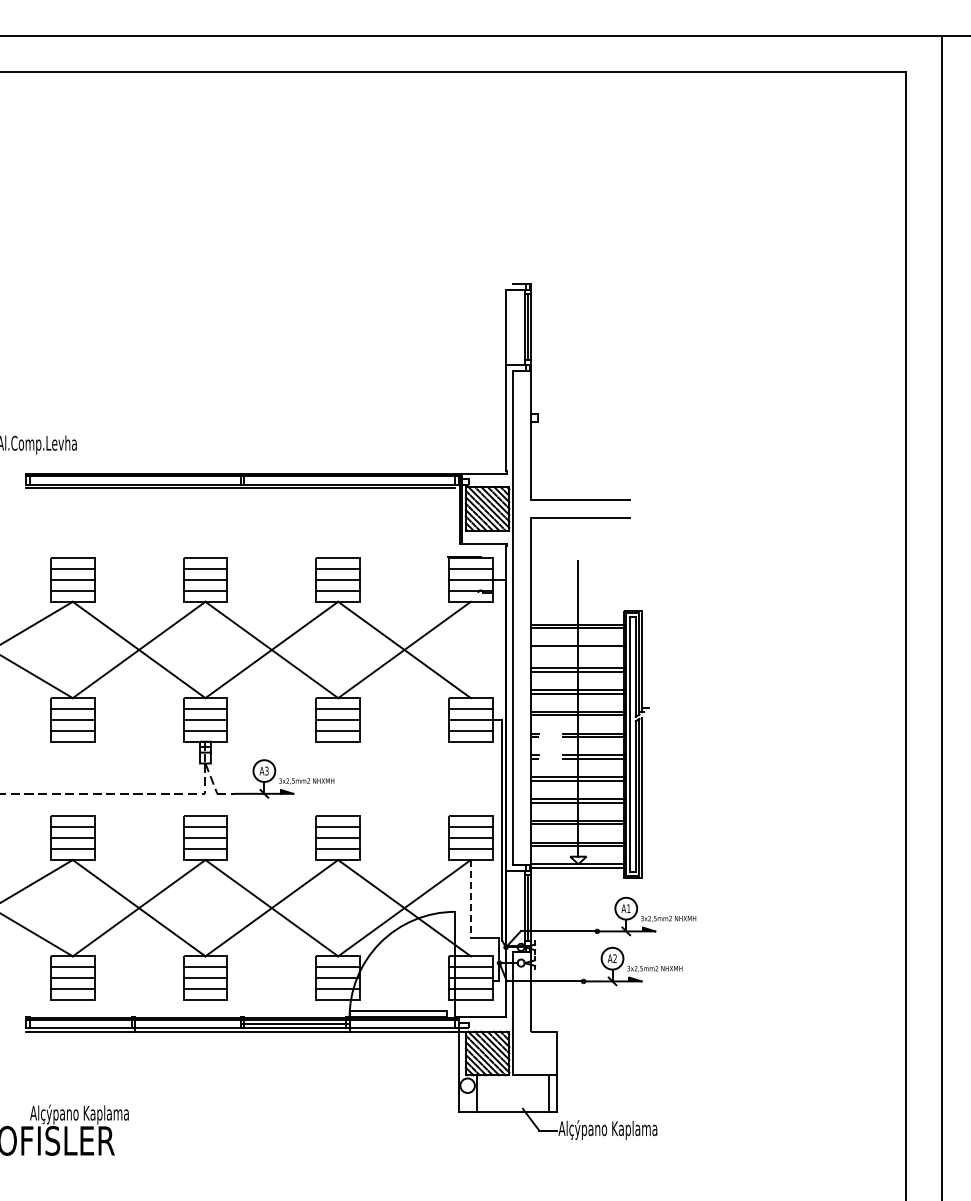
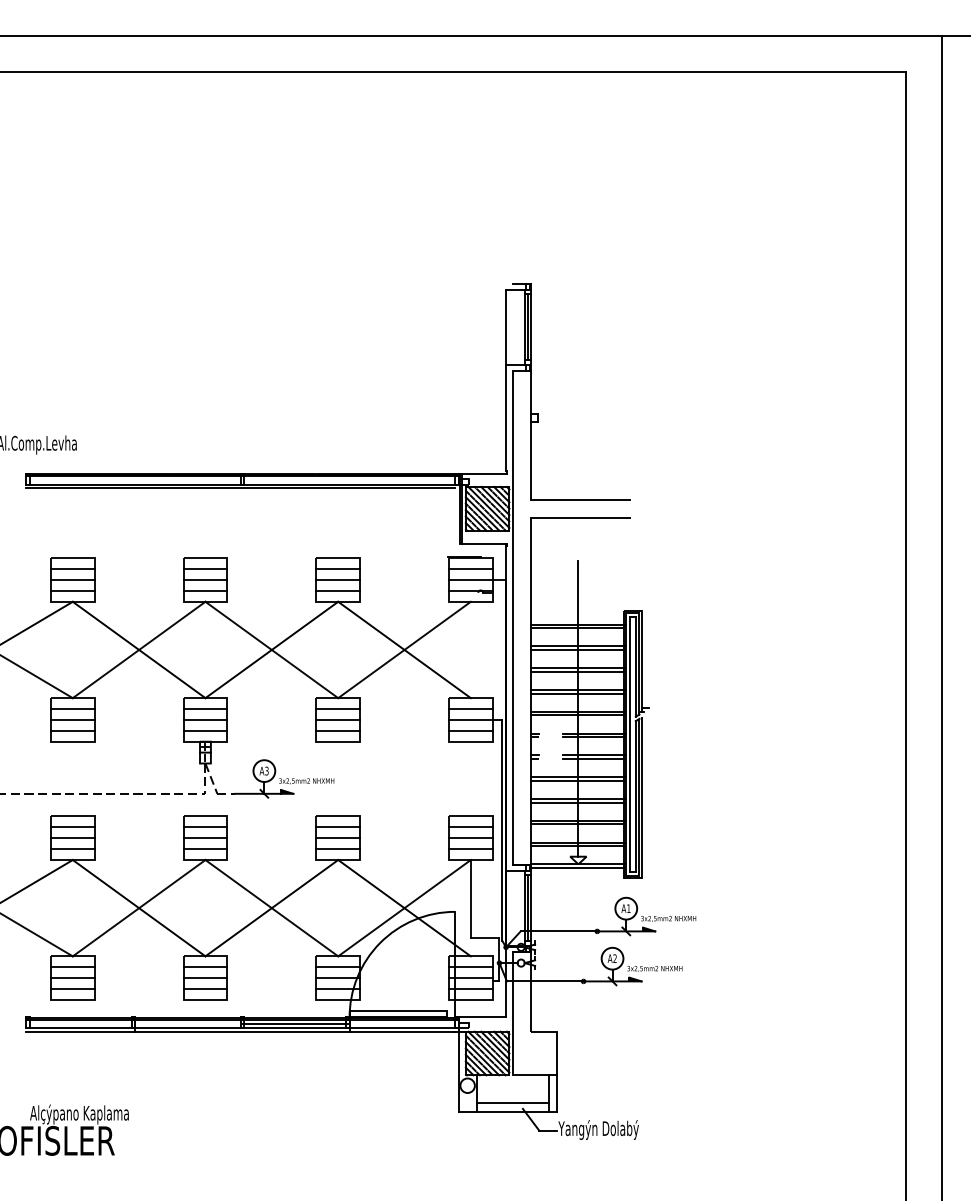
line: none -> present (577, 650)
line: dashed -> solid (470, 898)
line: none -> present (512, 1103)
text: Alçýpano Kaplama -> Yangýn Dolabý (607, 1129)
